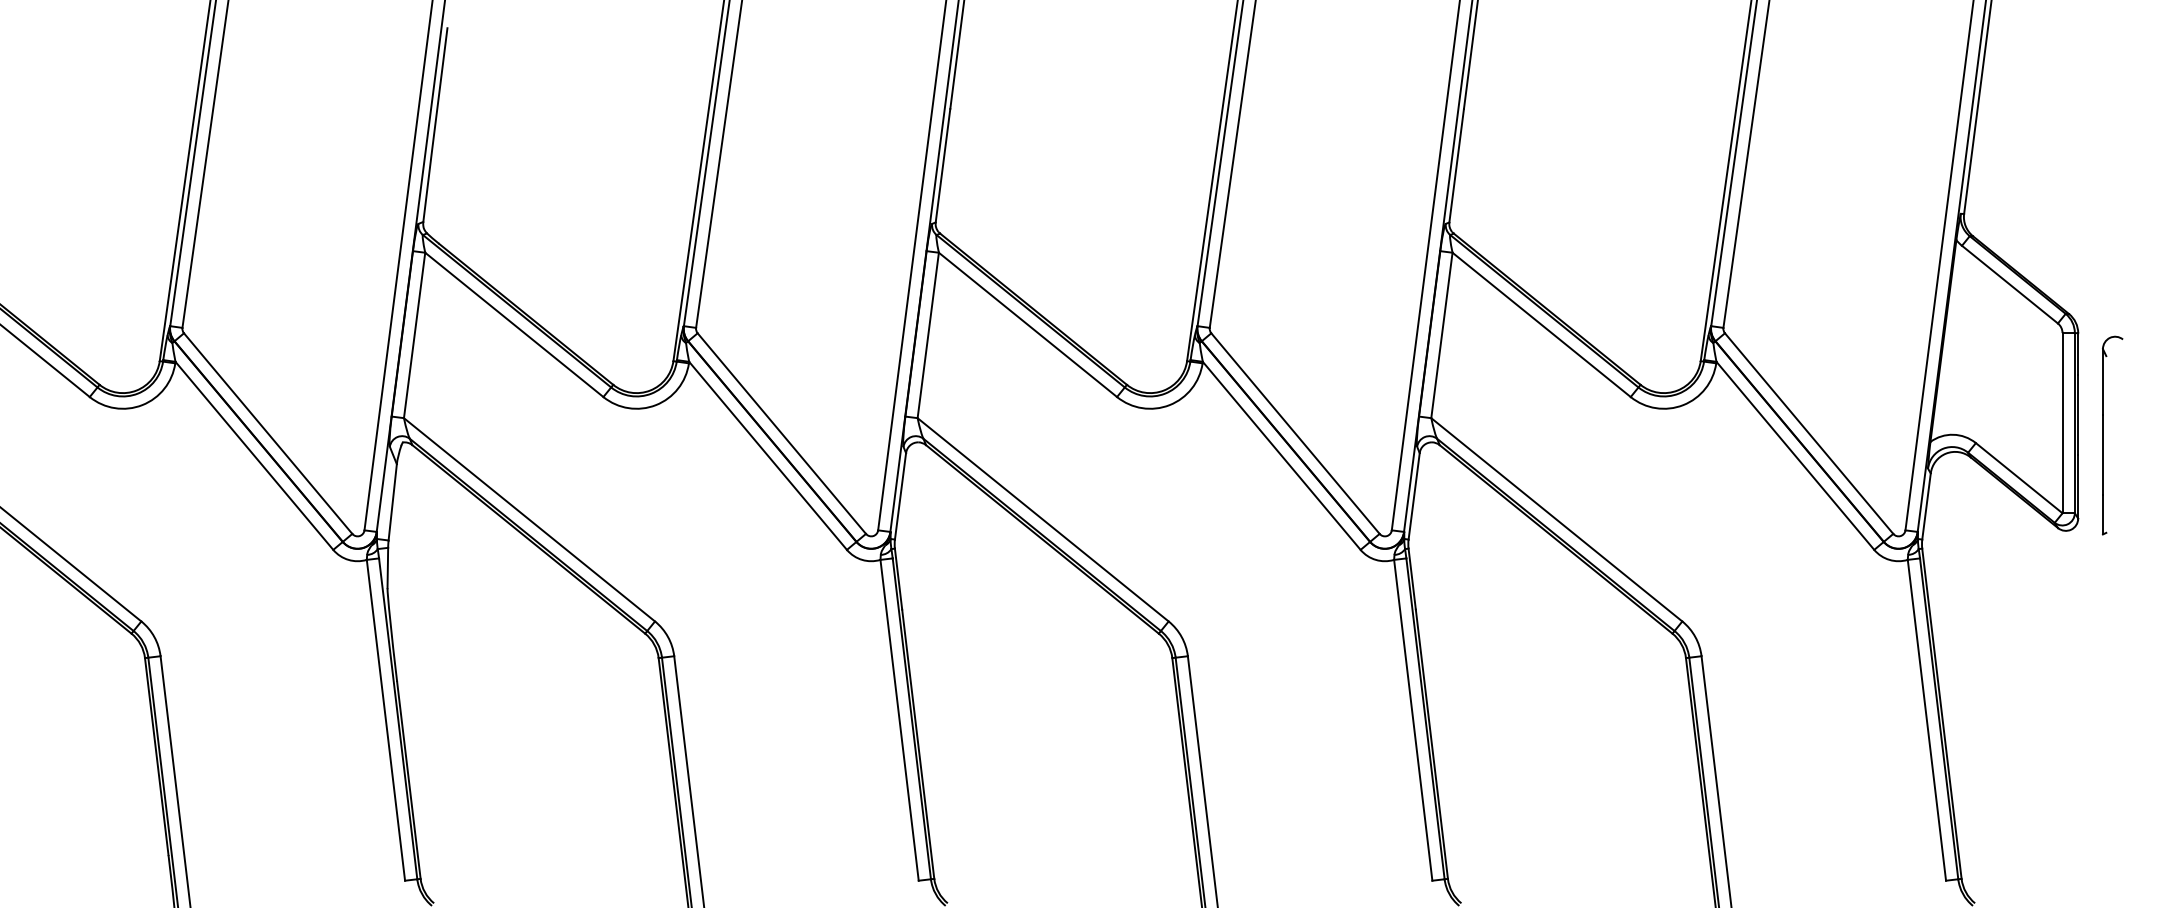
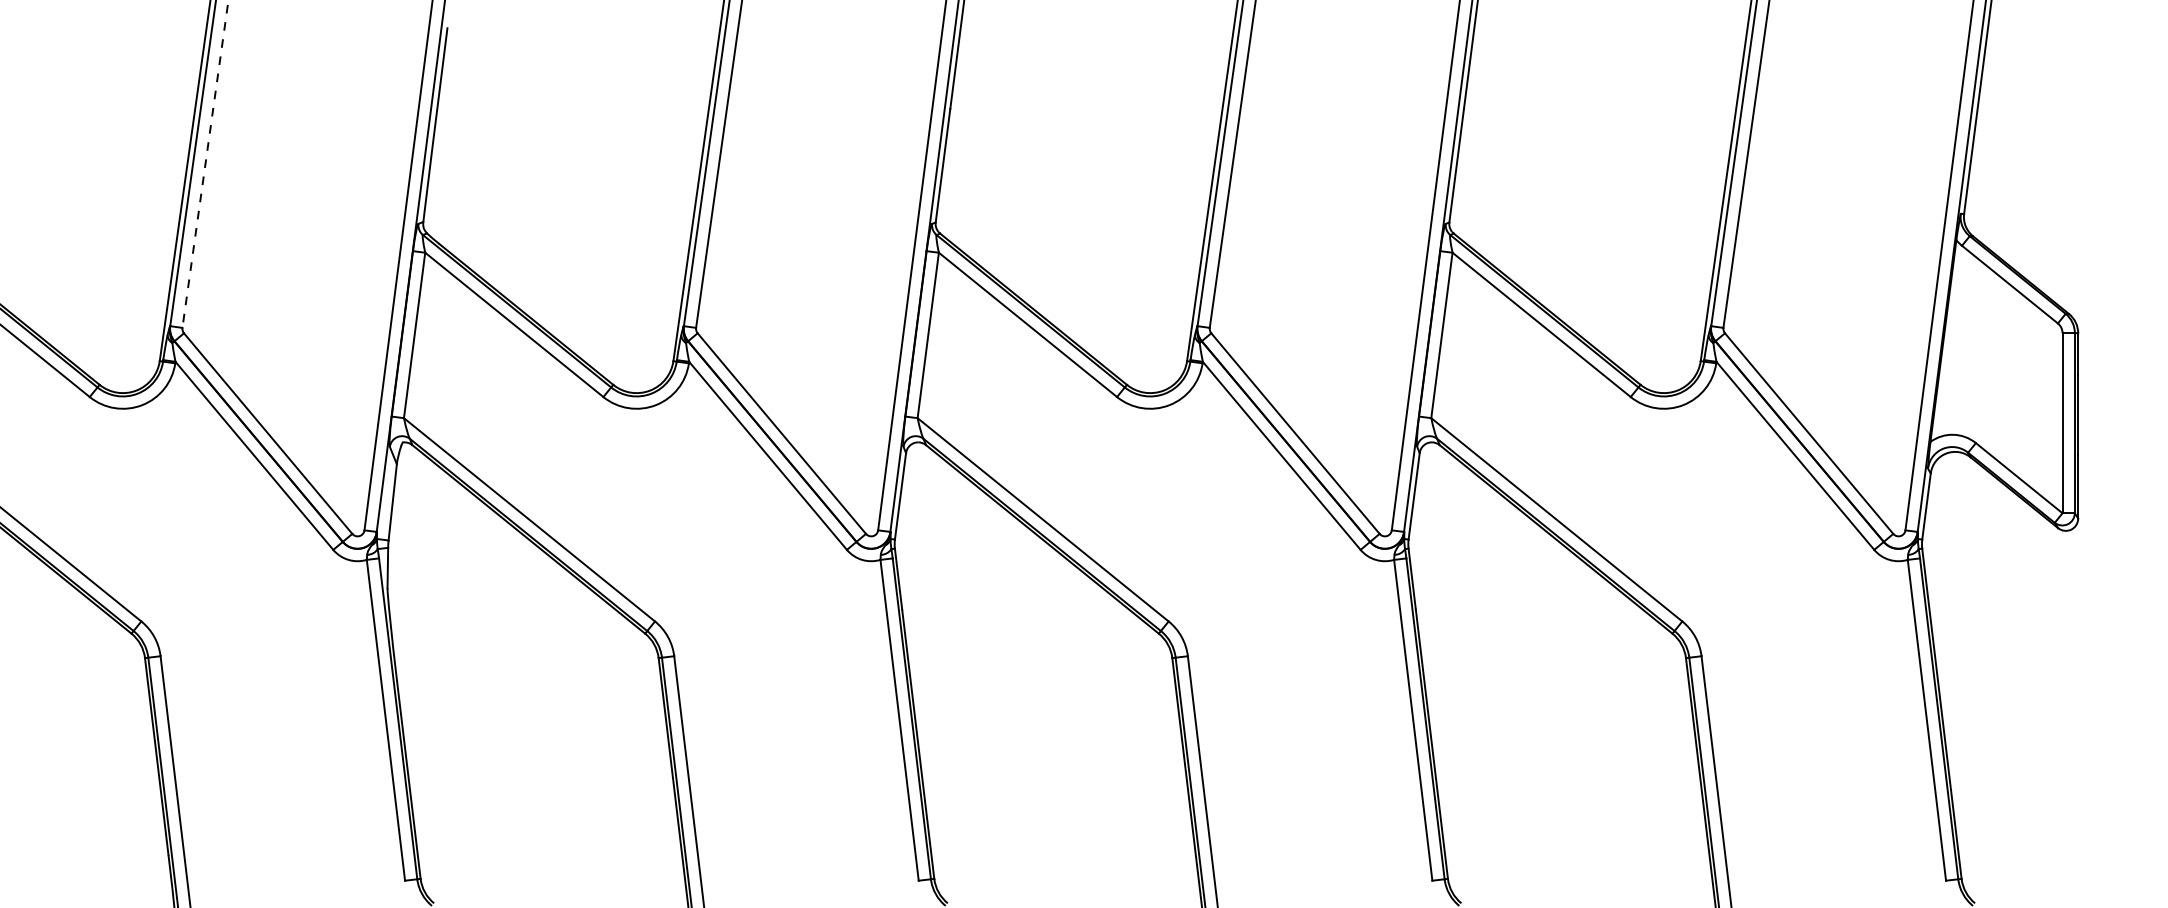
line: solid -> dashed (205, 164)
part: present -> none (2103, 435)
